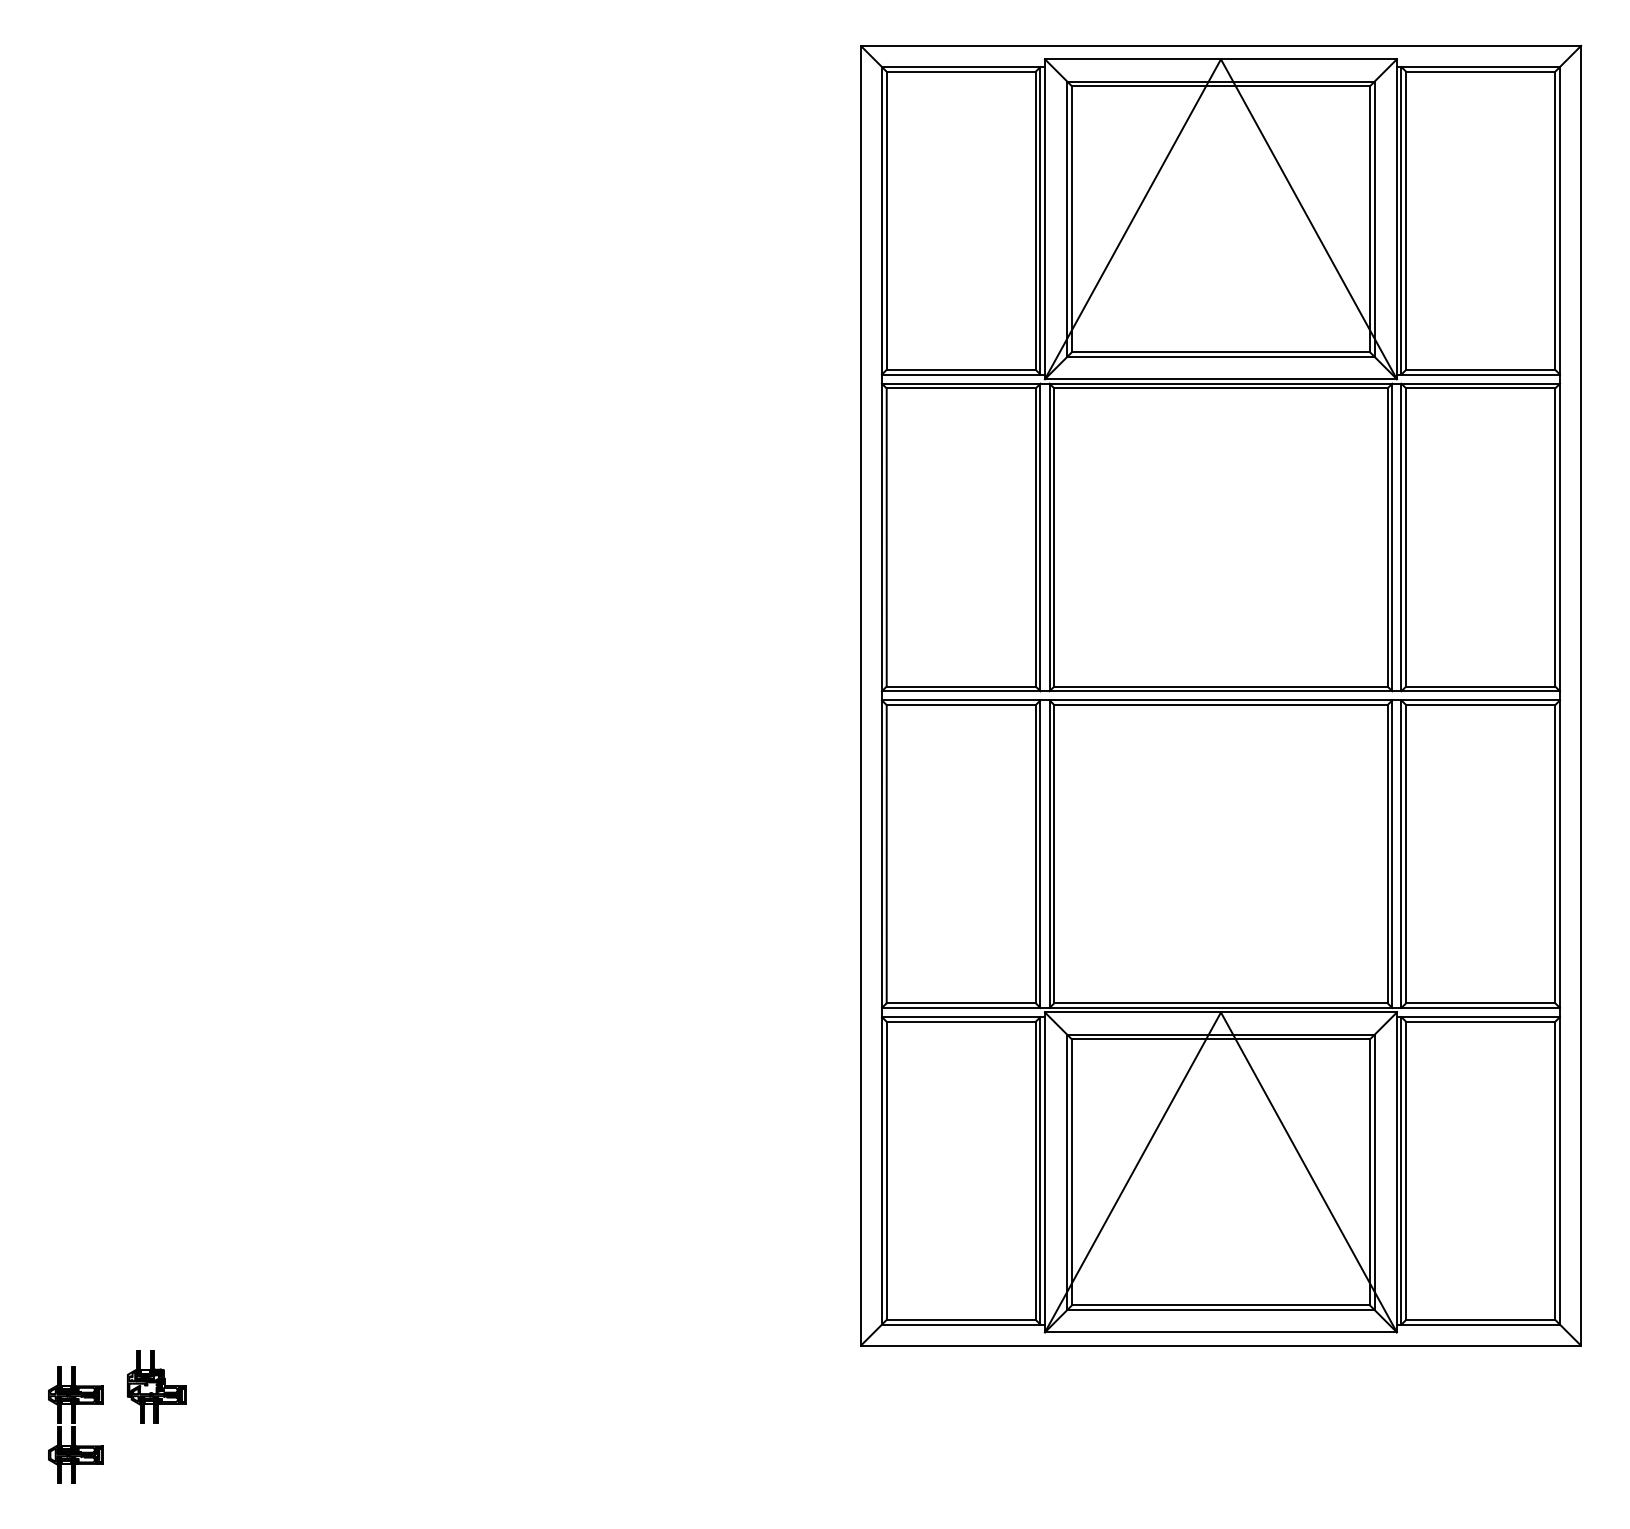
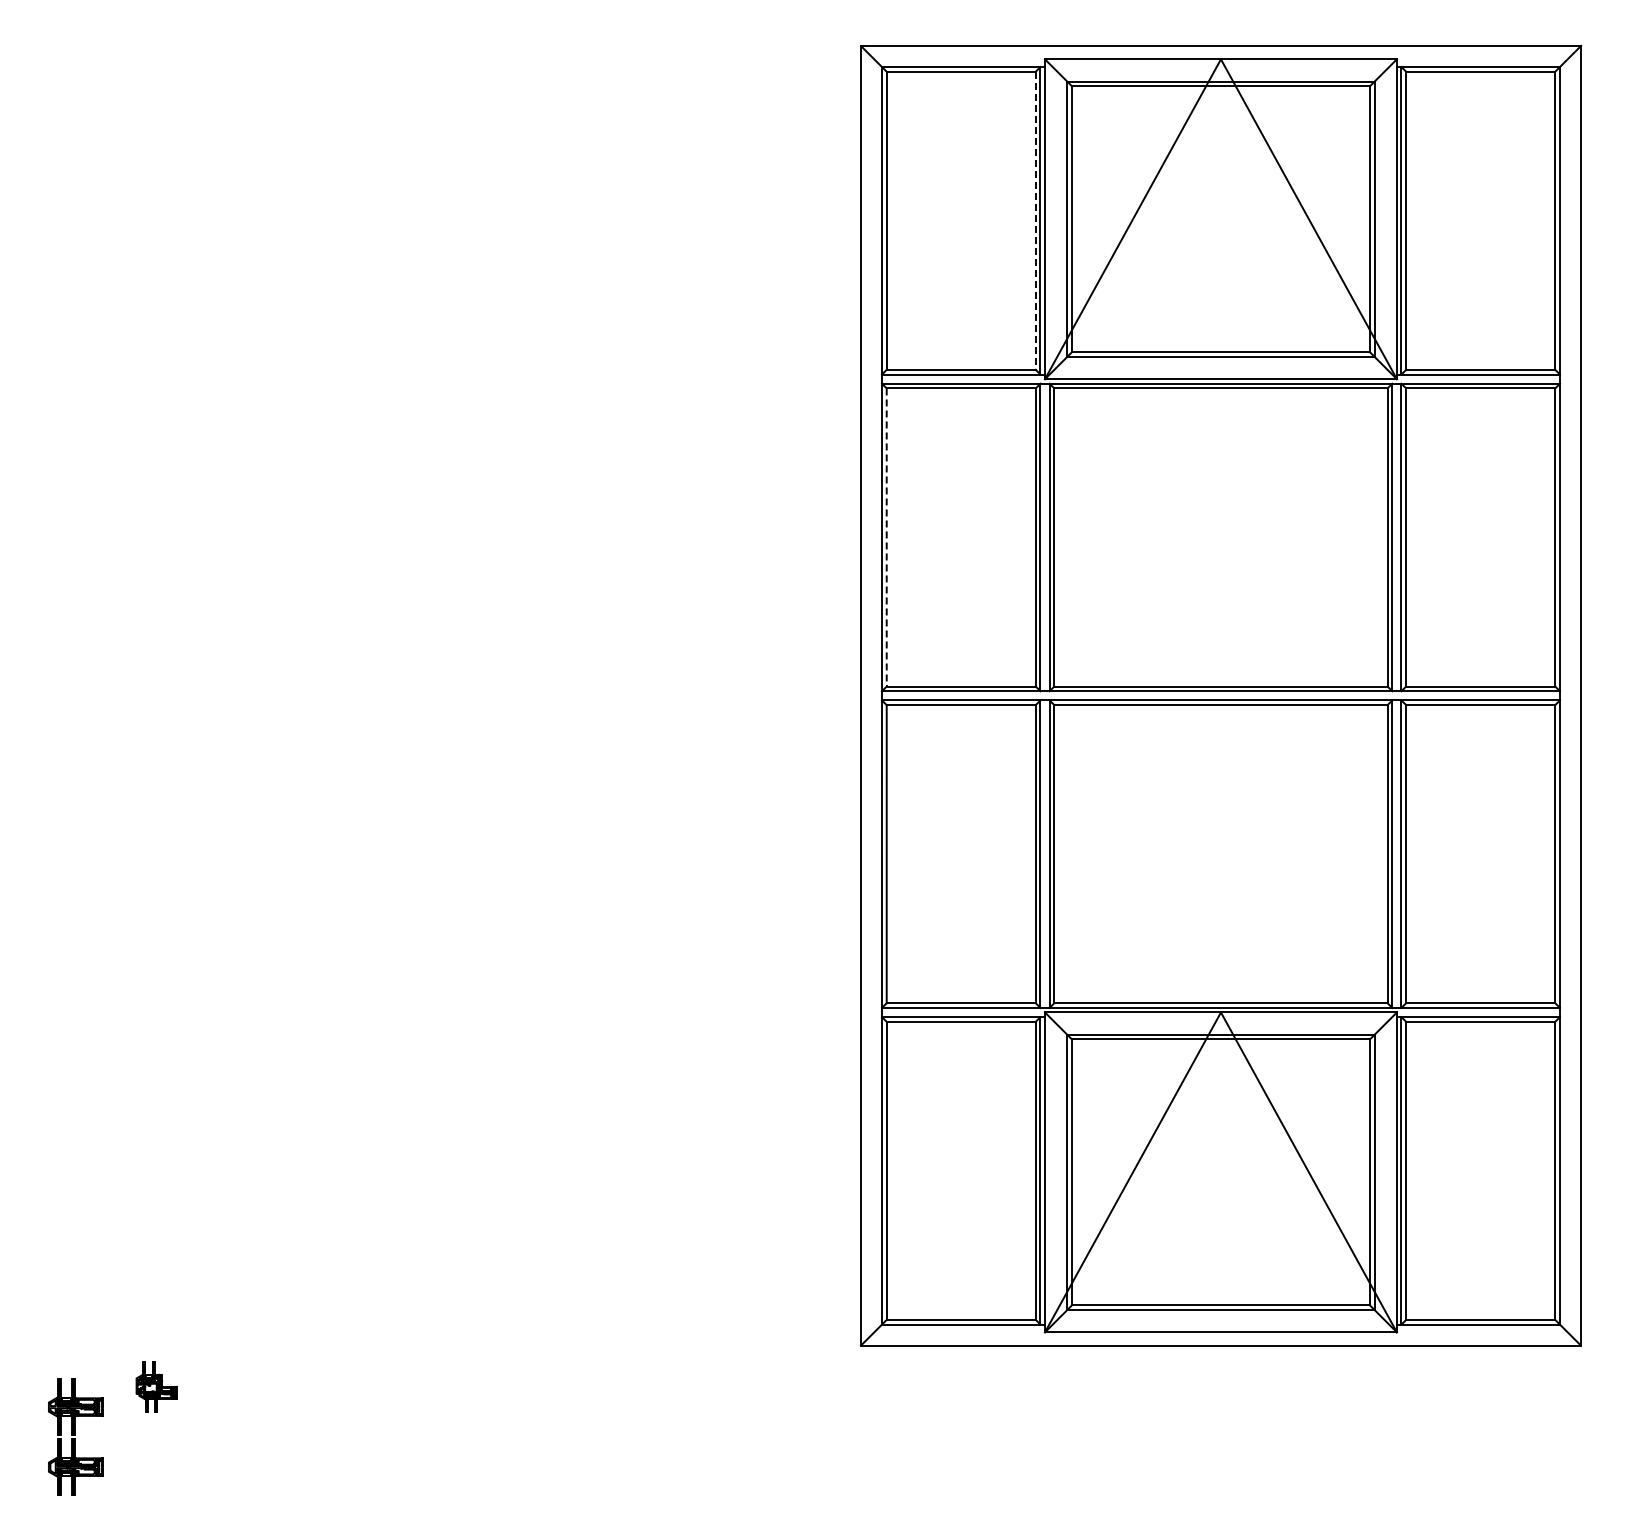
line: solid -> dashed (1035, 221)
line: solid -> dashed (886, 537)
part size: 60x74 px -> 43x52 px (156, 1386)
part position: (75, 1424) -> (75, 1436) (75, 1436)
